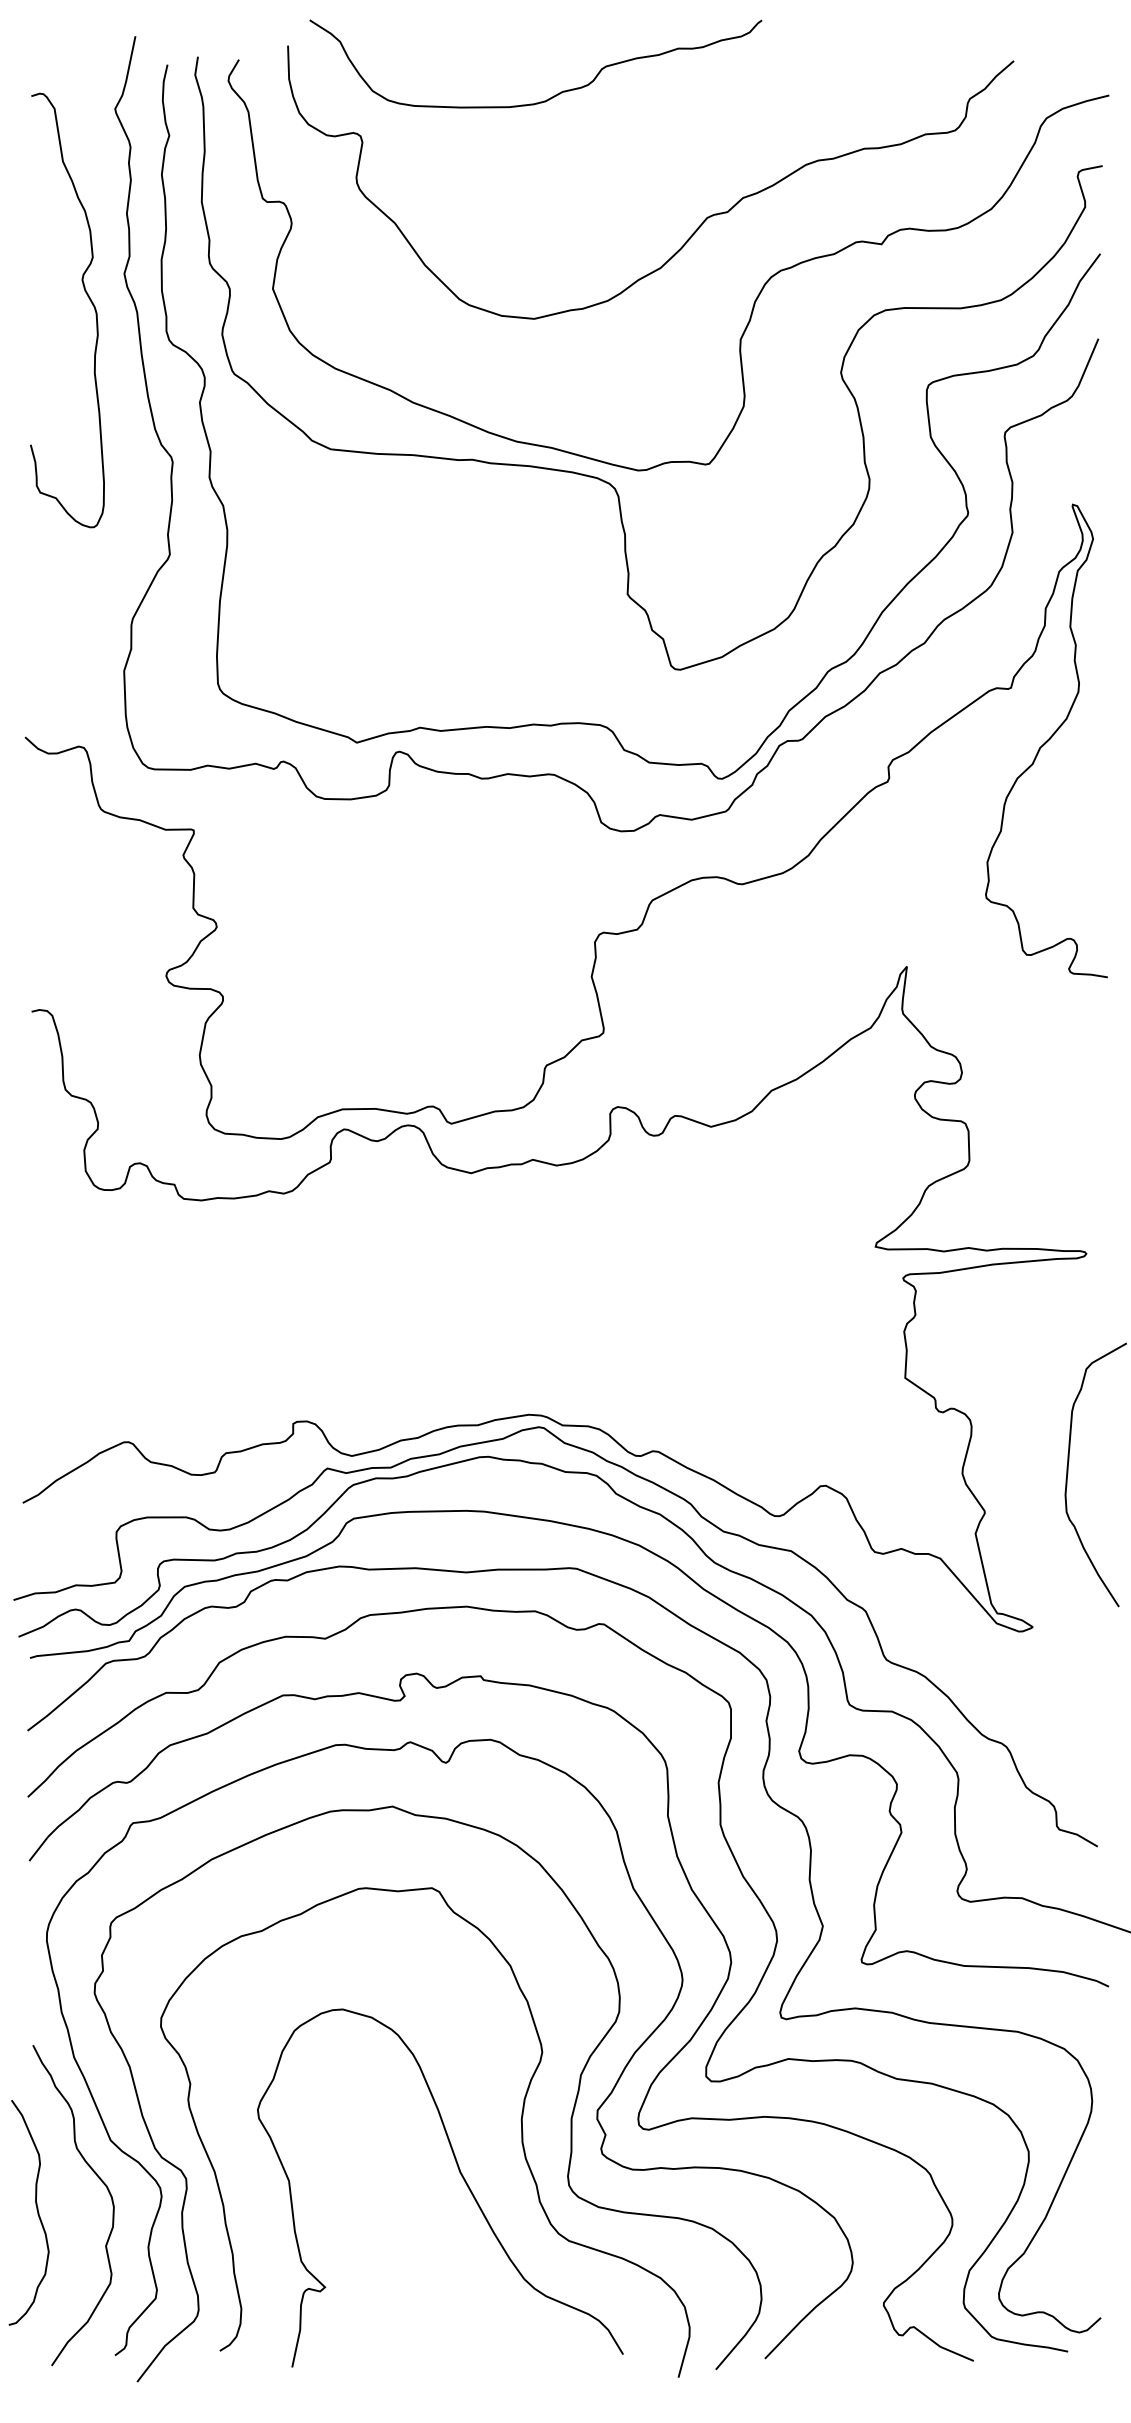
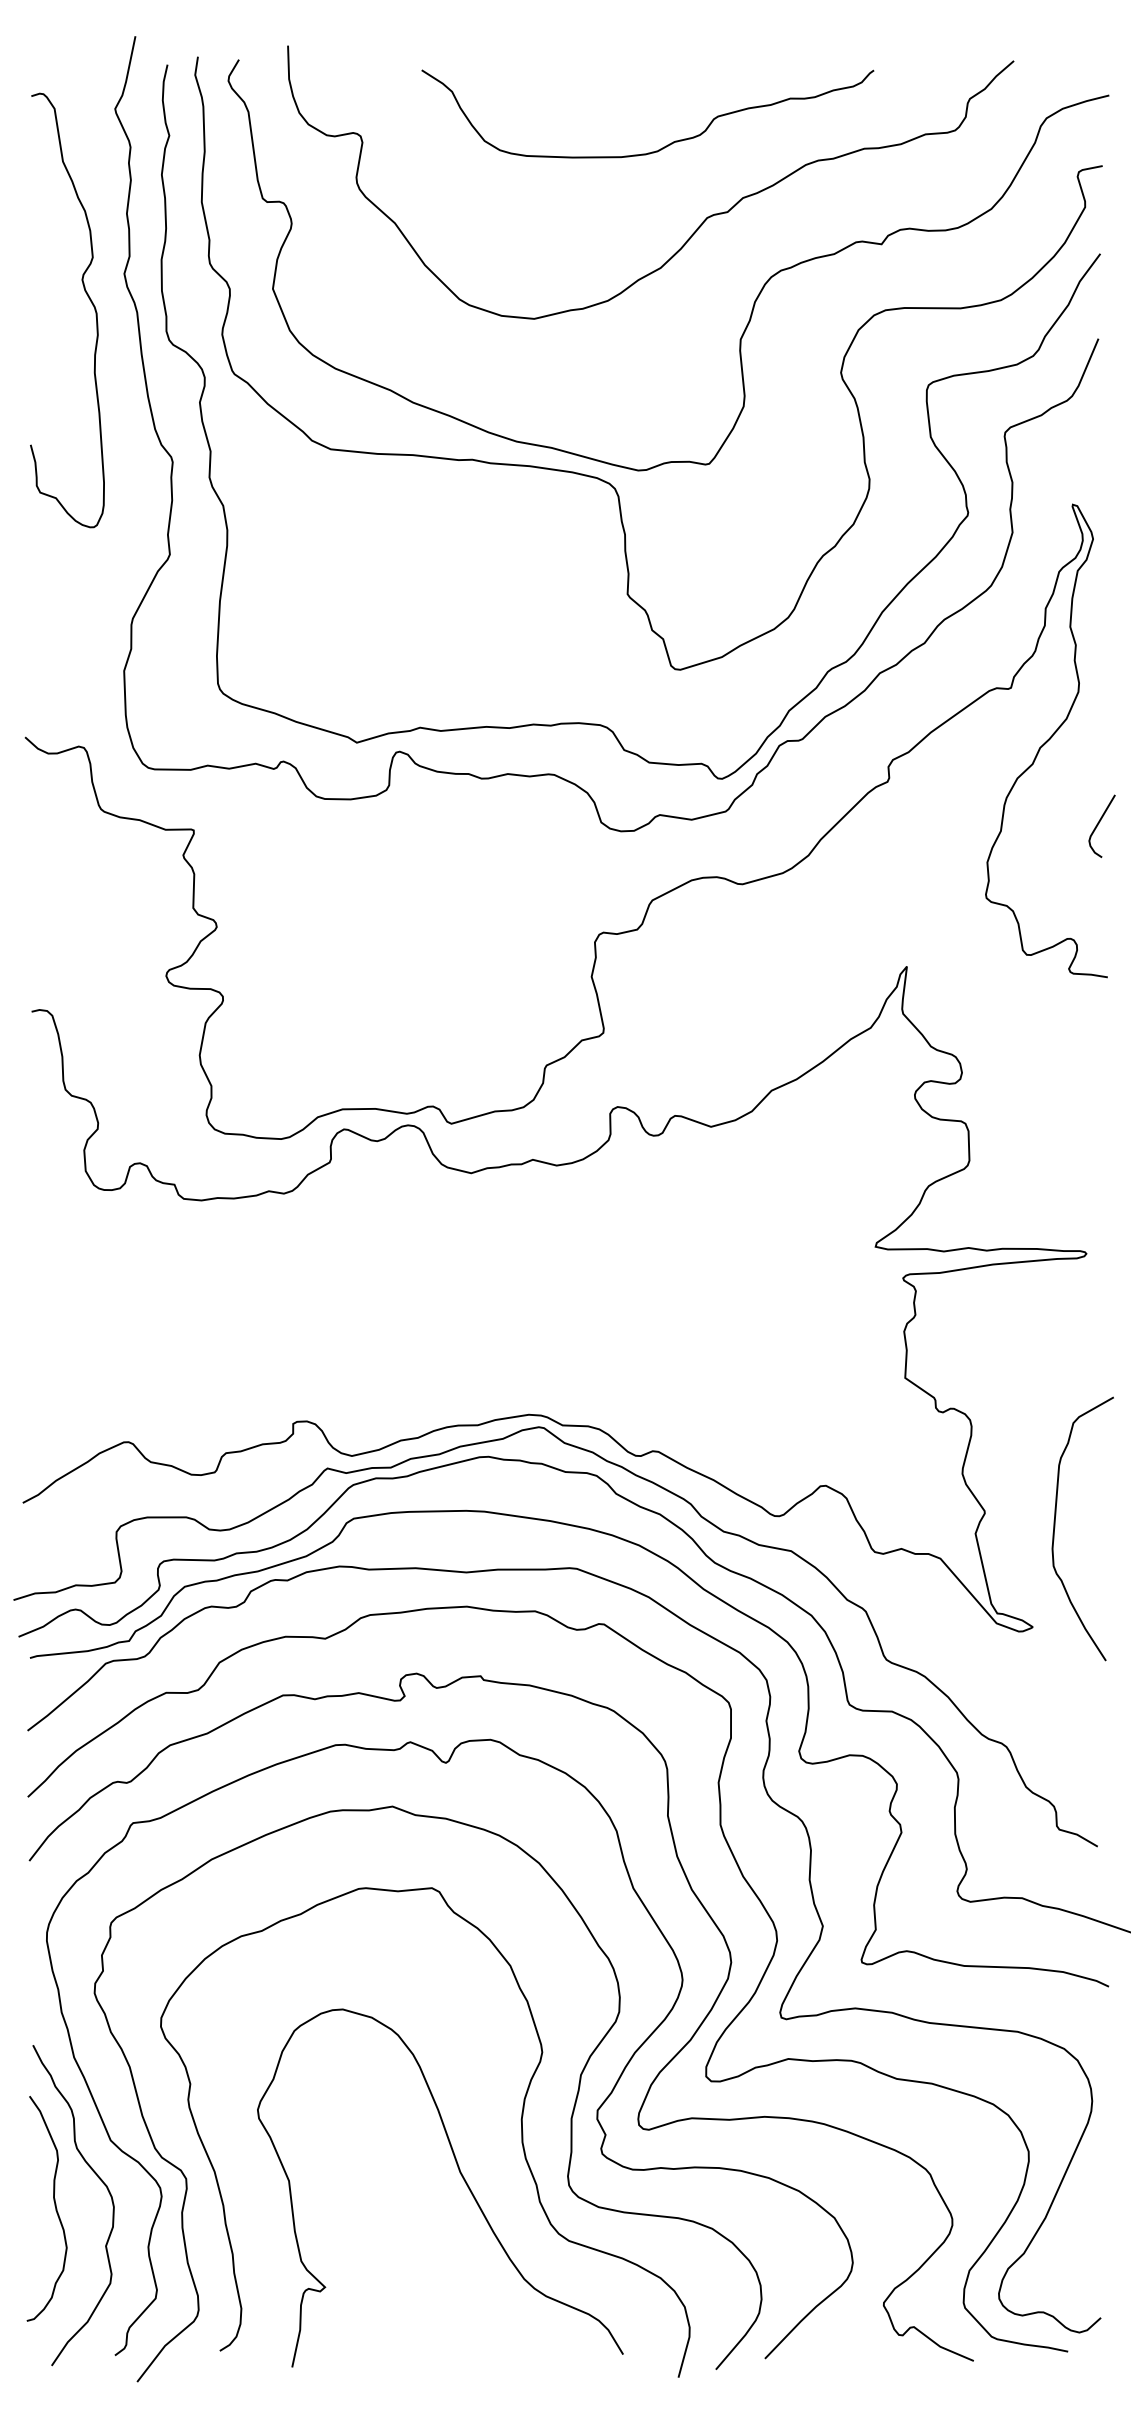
curve position: (553, 95) -> (665, 145) (665, 145)
curve: none -> present (1099, 823)
curve position: (1068, 1473) -> (1055, 1527) (1055, 1527)
curve position: (36, 2210) -> (54, 2206) (54, 2206)
